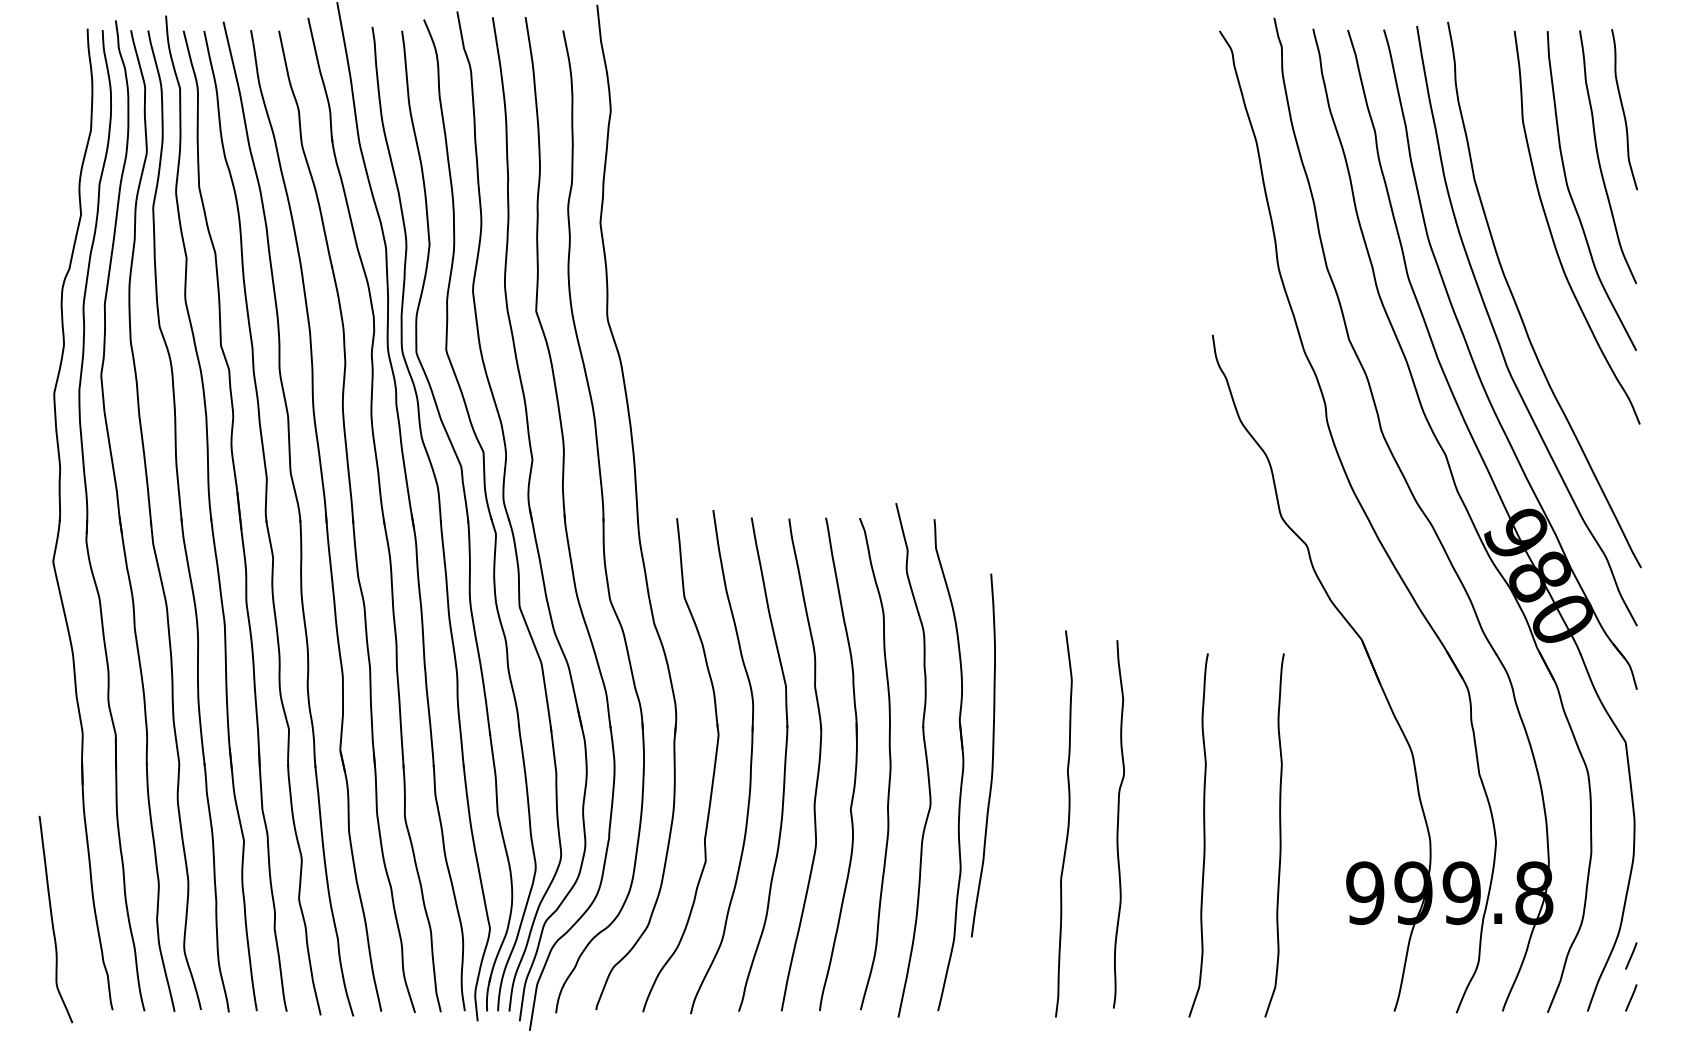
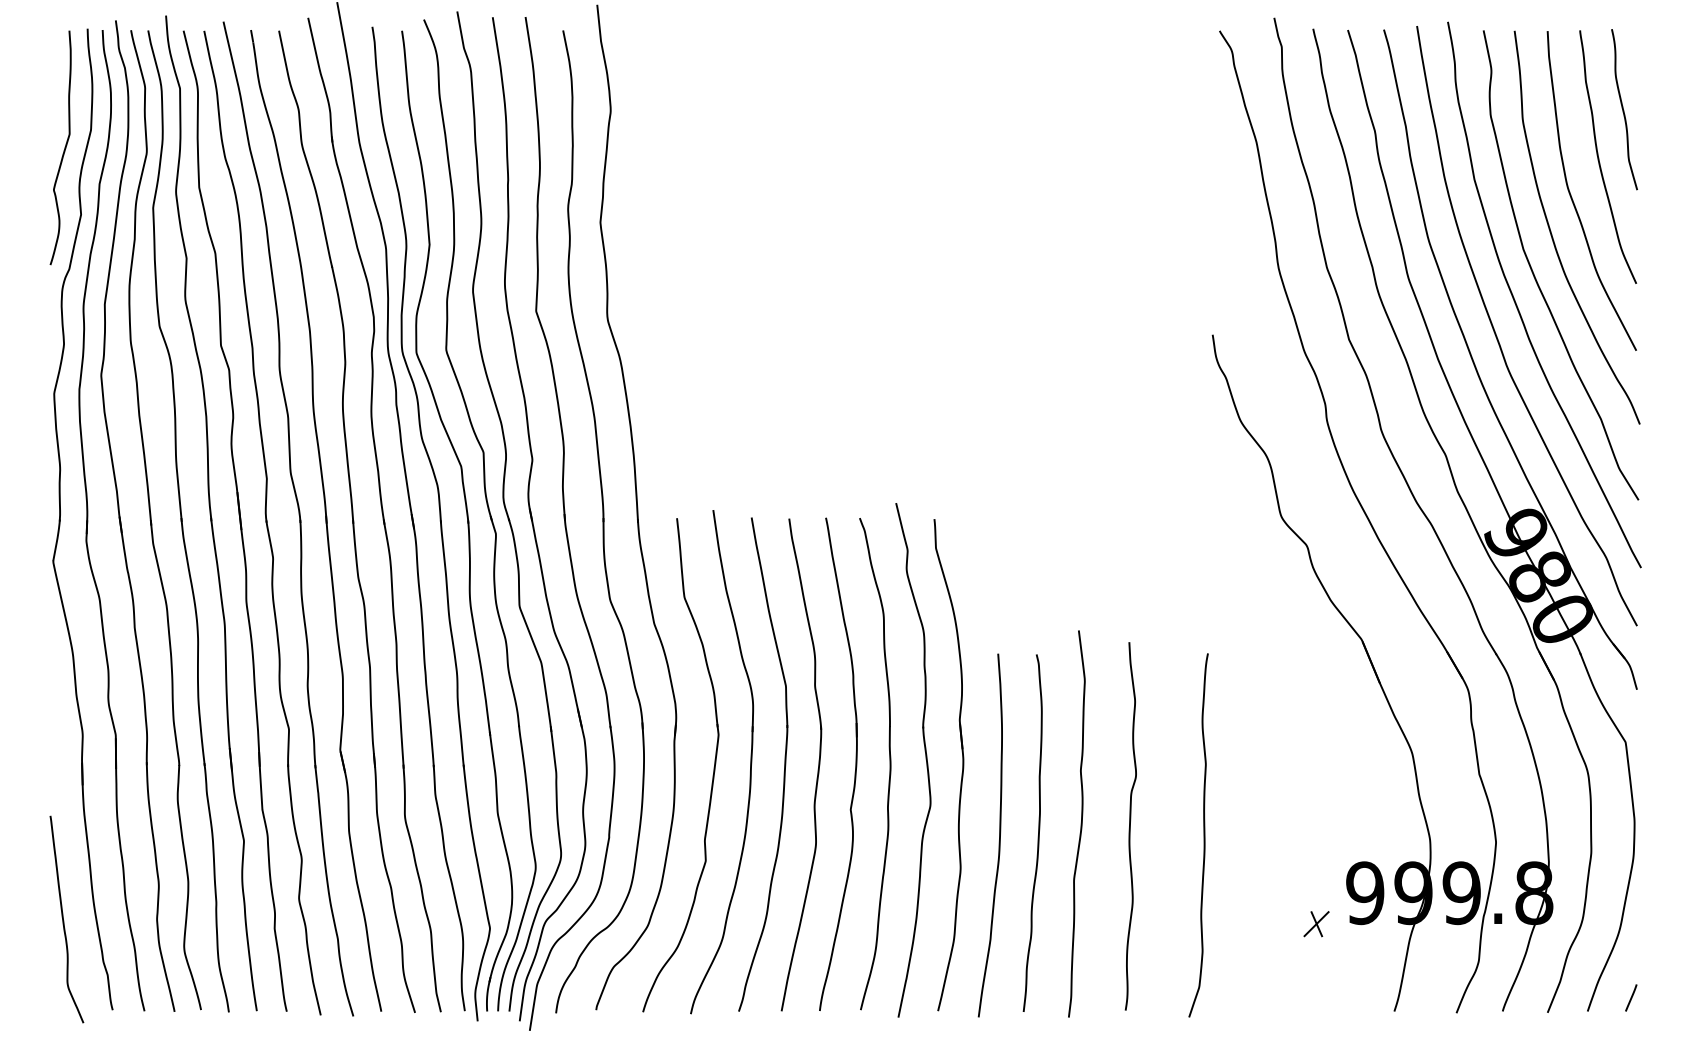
curve: none -> present (64, 147)
curve: none -> present (1534, 273)
curve position: (992, 755) -> (999, 835) (999, 835)
curve position: (1067, 823) -> (1080, 823) (1080, 823)
curve position: (1118, 824) -> (1130, 826) (1130, 826)
curve: none -> present (1038, 832)
curve: present -> none (1279, 835)
curve position: (53, 920) -> (64, 920) (64, 920)
part: none -> present (1316, 924)
line: present -> none (1631, 955)
